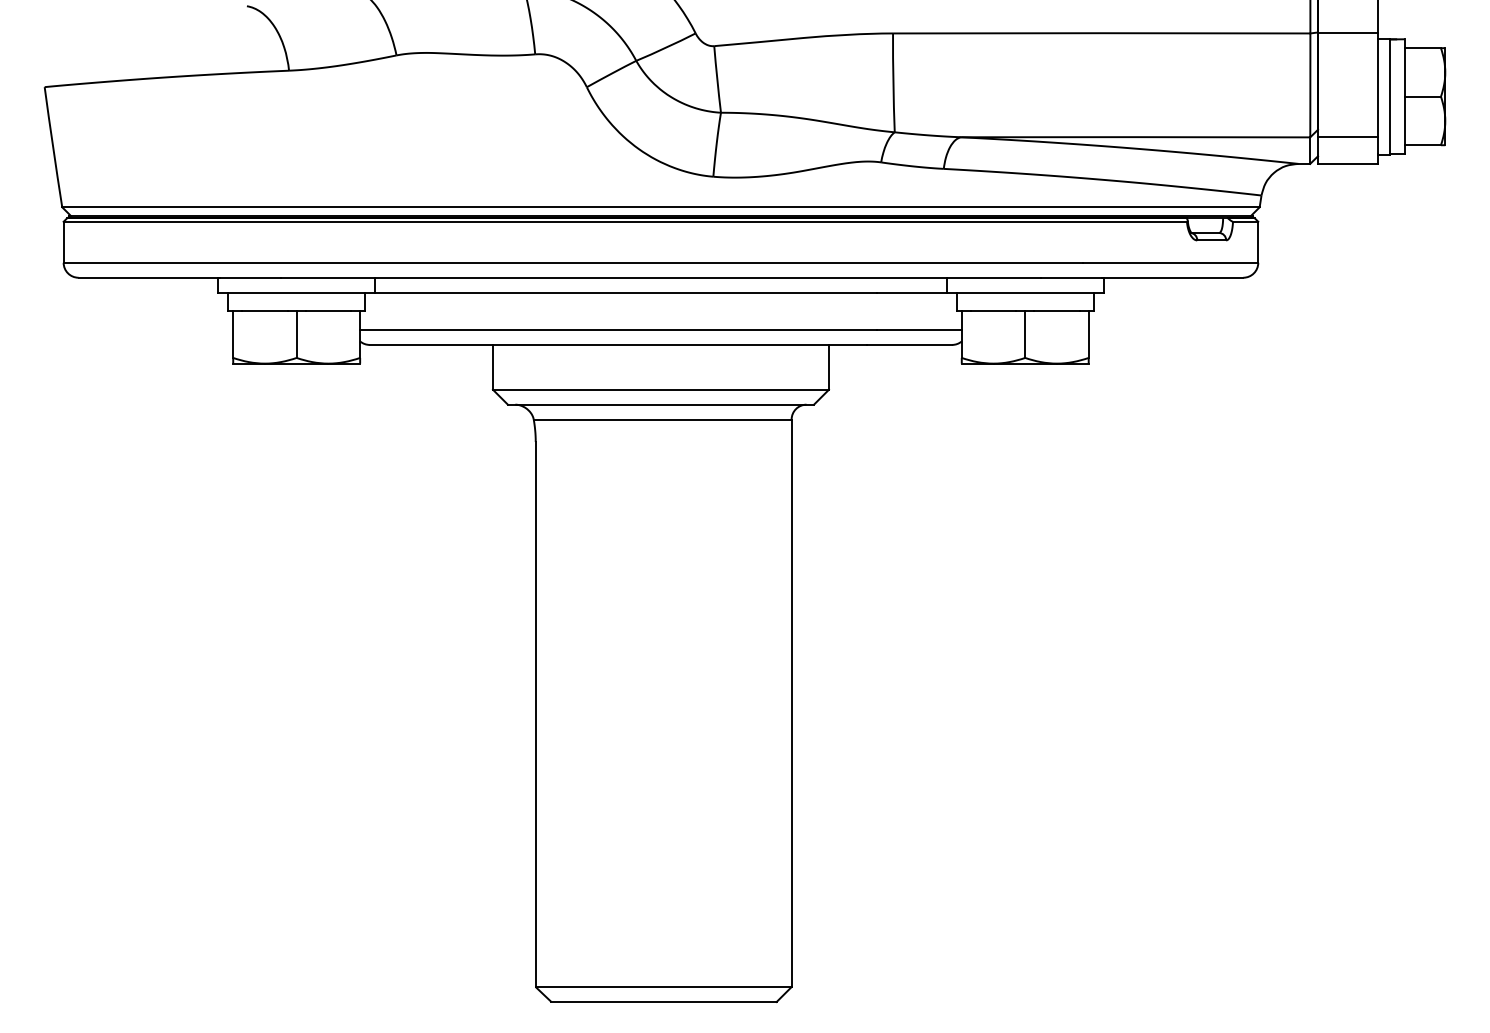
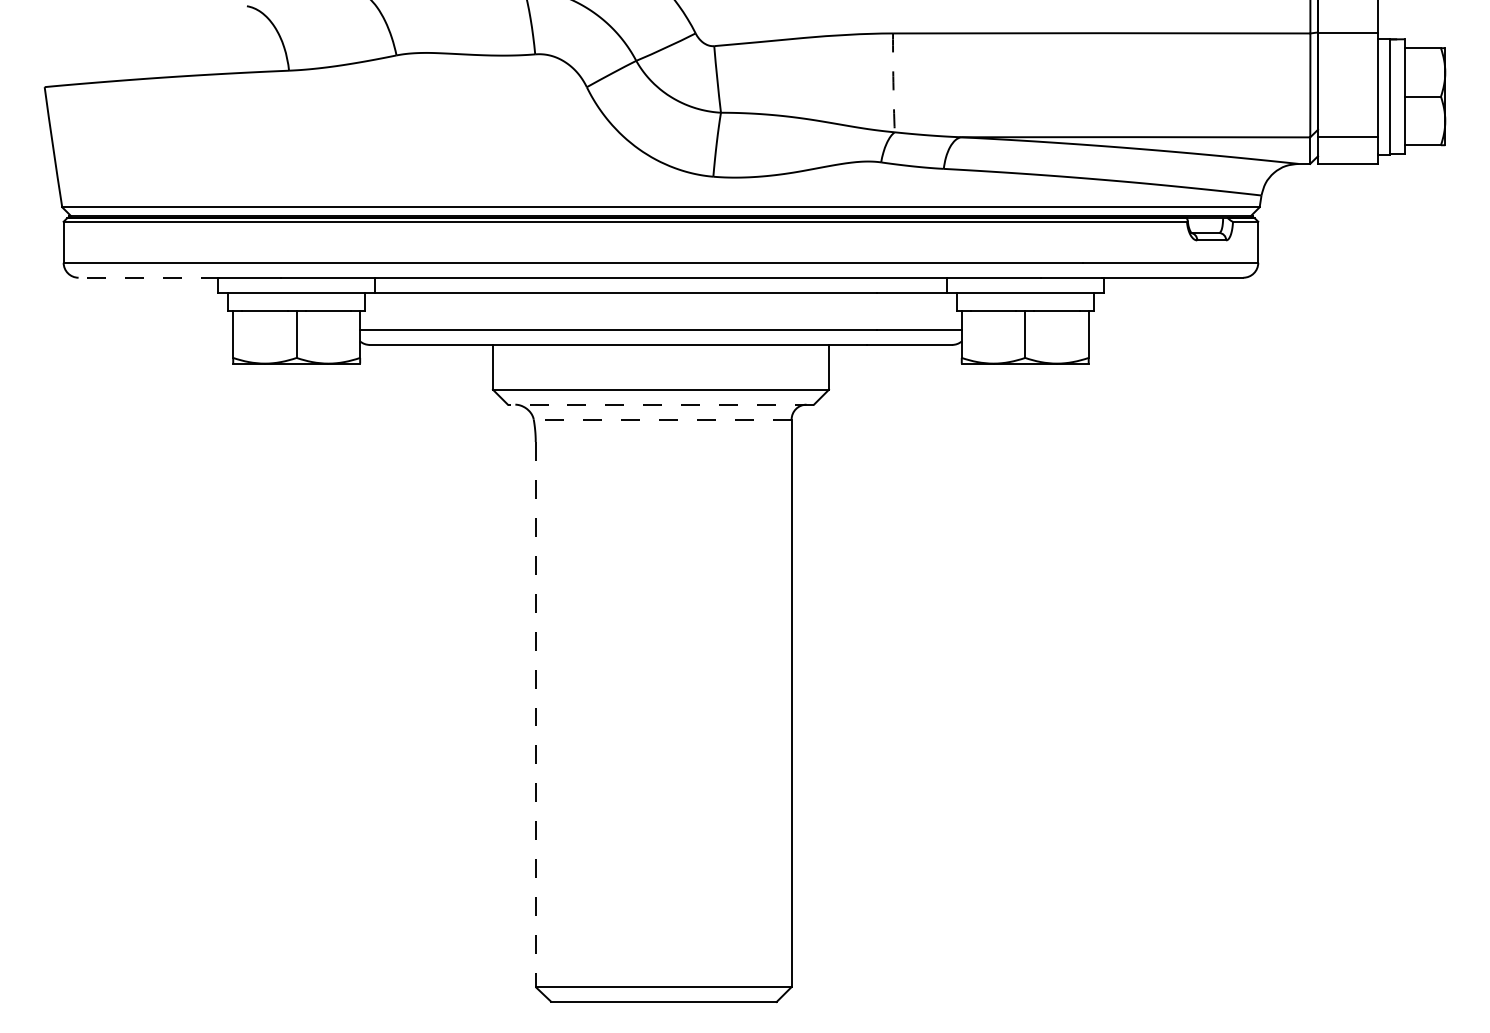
arc: solid -> dashed (893, 82)
line: solid -> dashed (149, 277)
line: solid -> dashed (660, 404)
line: solid -> dashed (662, 419)
line: solid -> dashed (535, 714)
